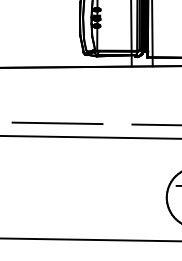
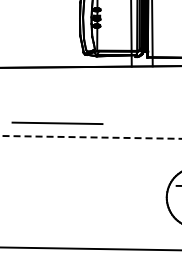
line: present -> none (155, 124)
line: solid -> dashed (91, 137)
line position: (90, 239) -> (90, 248) (90, 248)
